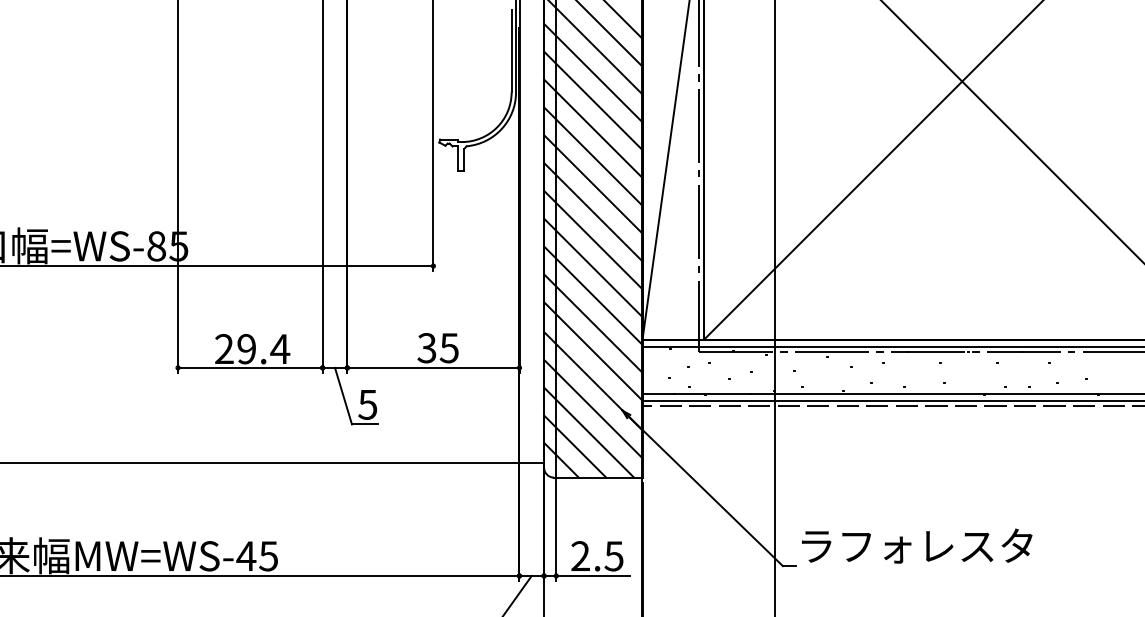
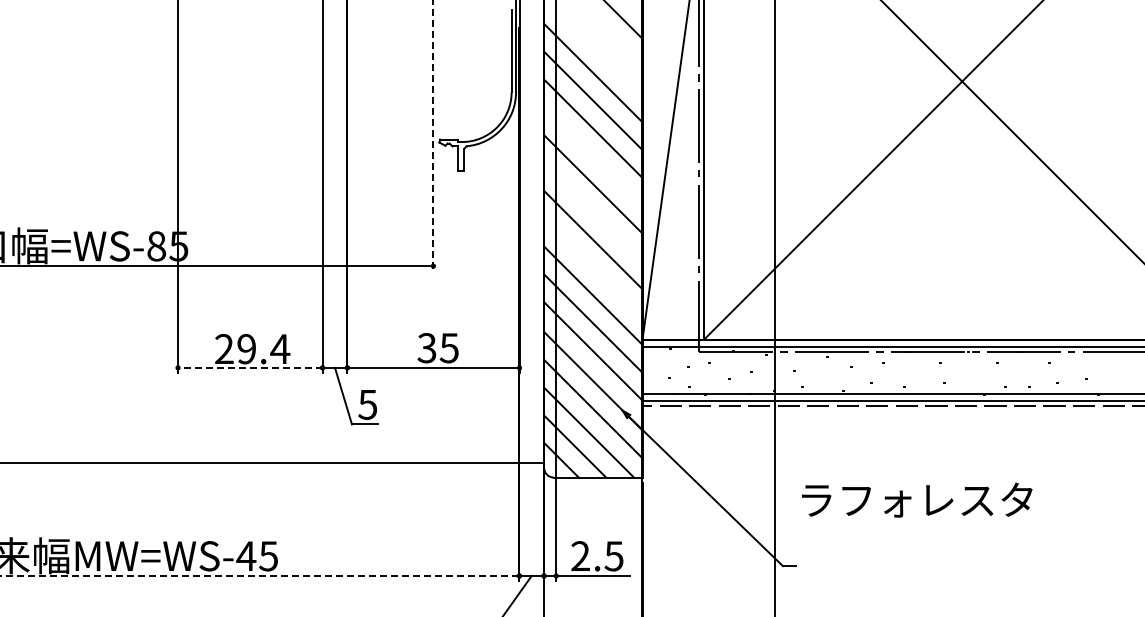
line: present -> none (609, 34)
line: present -> none (596, 48)
line: solid -> dashed (433, 136)
line: present -> none (593, 156)
line: present -> none (593, 212)
line: present -> none (593, 267)
line: solid -> dashed (249, 367)
text position: (917, 545) -> (917, 499) (917, 499)
line: solid -> dashed (259, 575)
